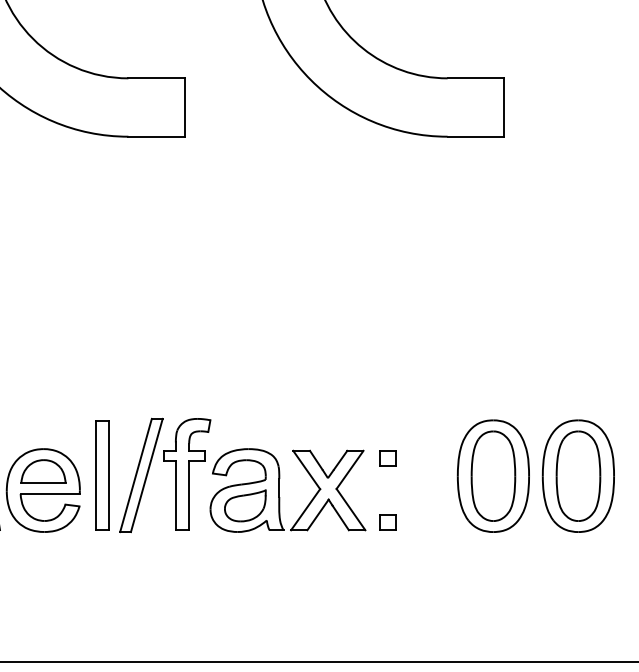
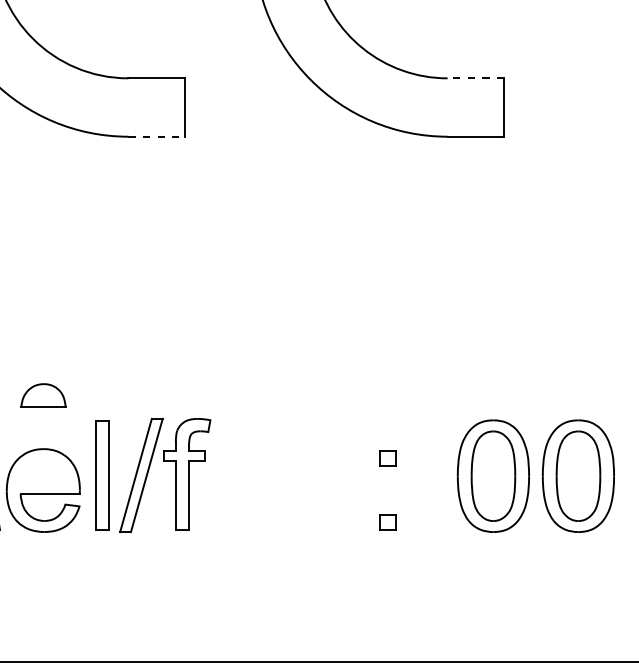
line: solid -> dashed (475, 78)
line: solid -> dashed (157, 136)
part position: (43, 471) -> (43, 395) (43, 395)
part: present -> none (279, 490)
